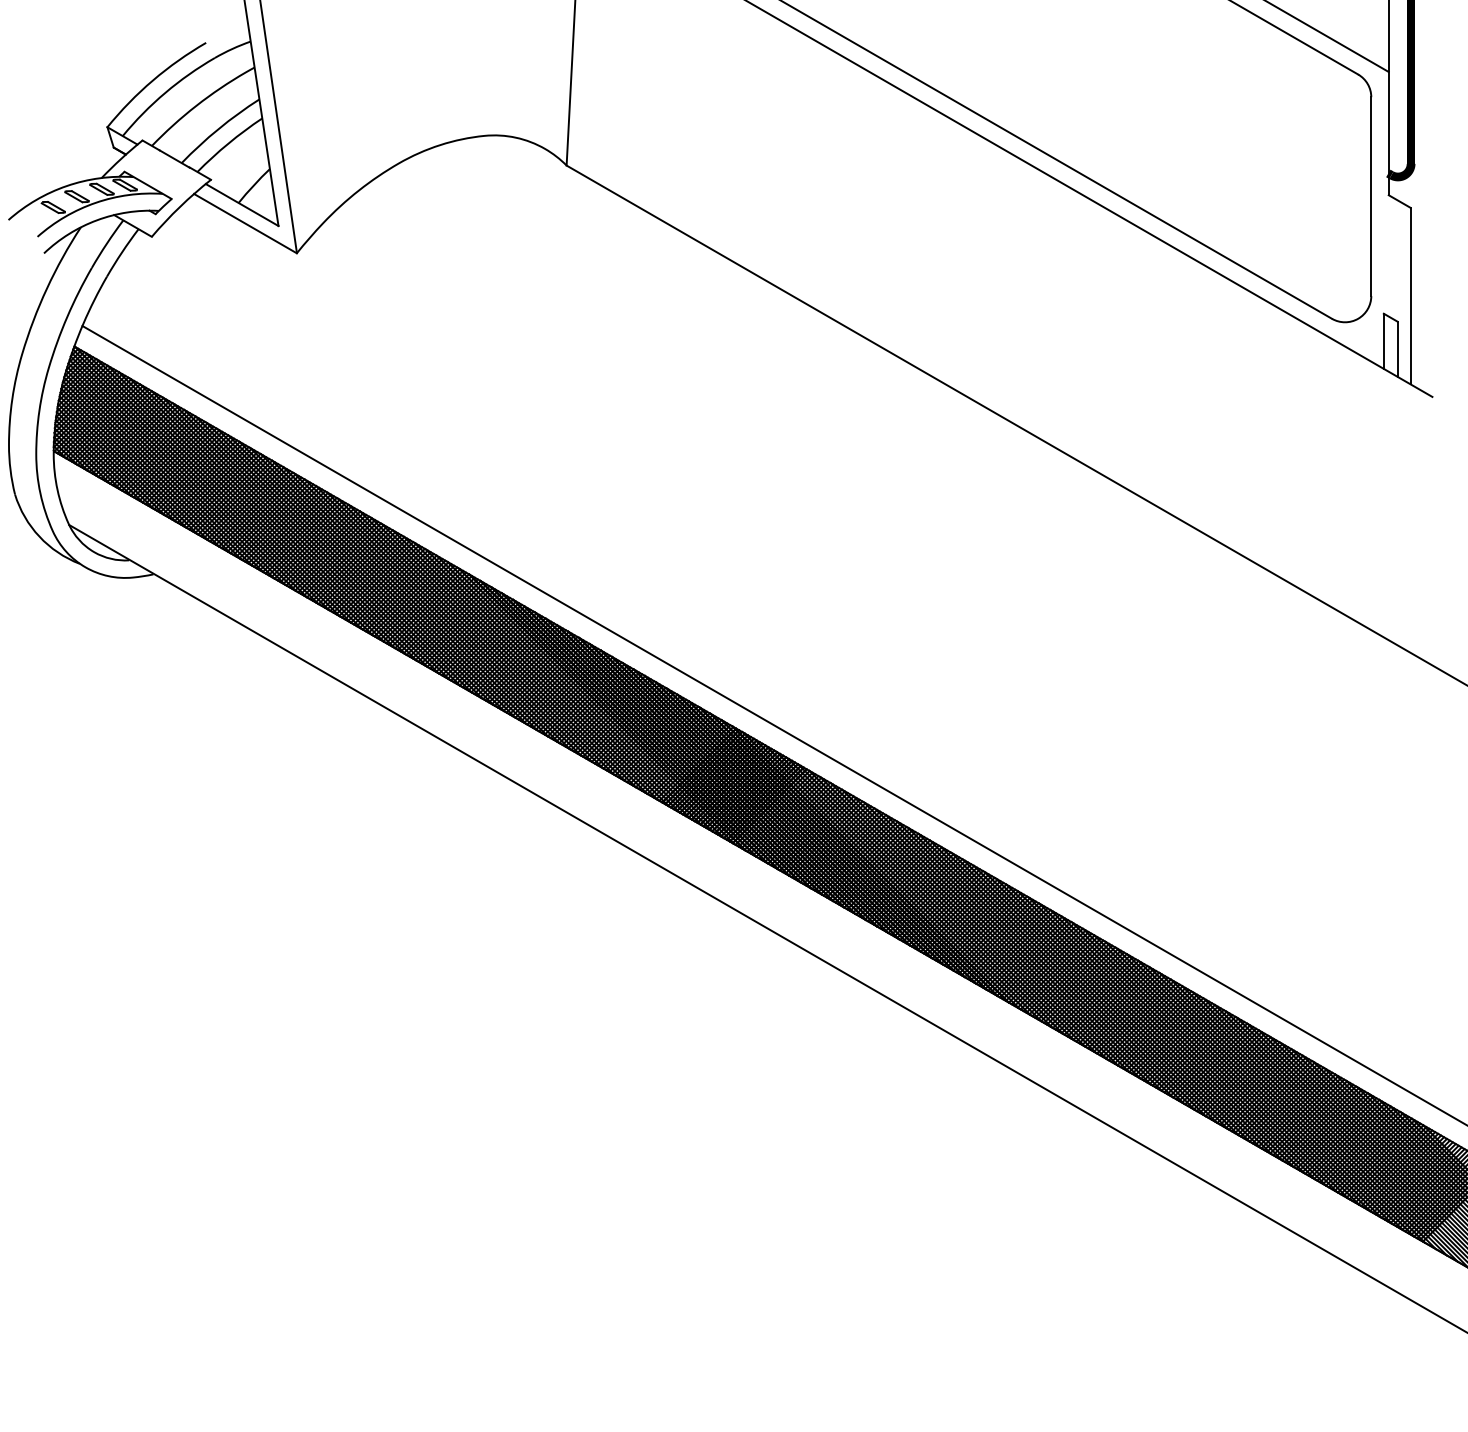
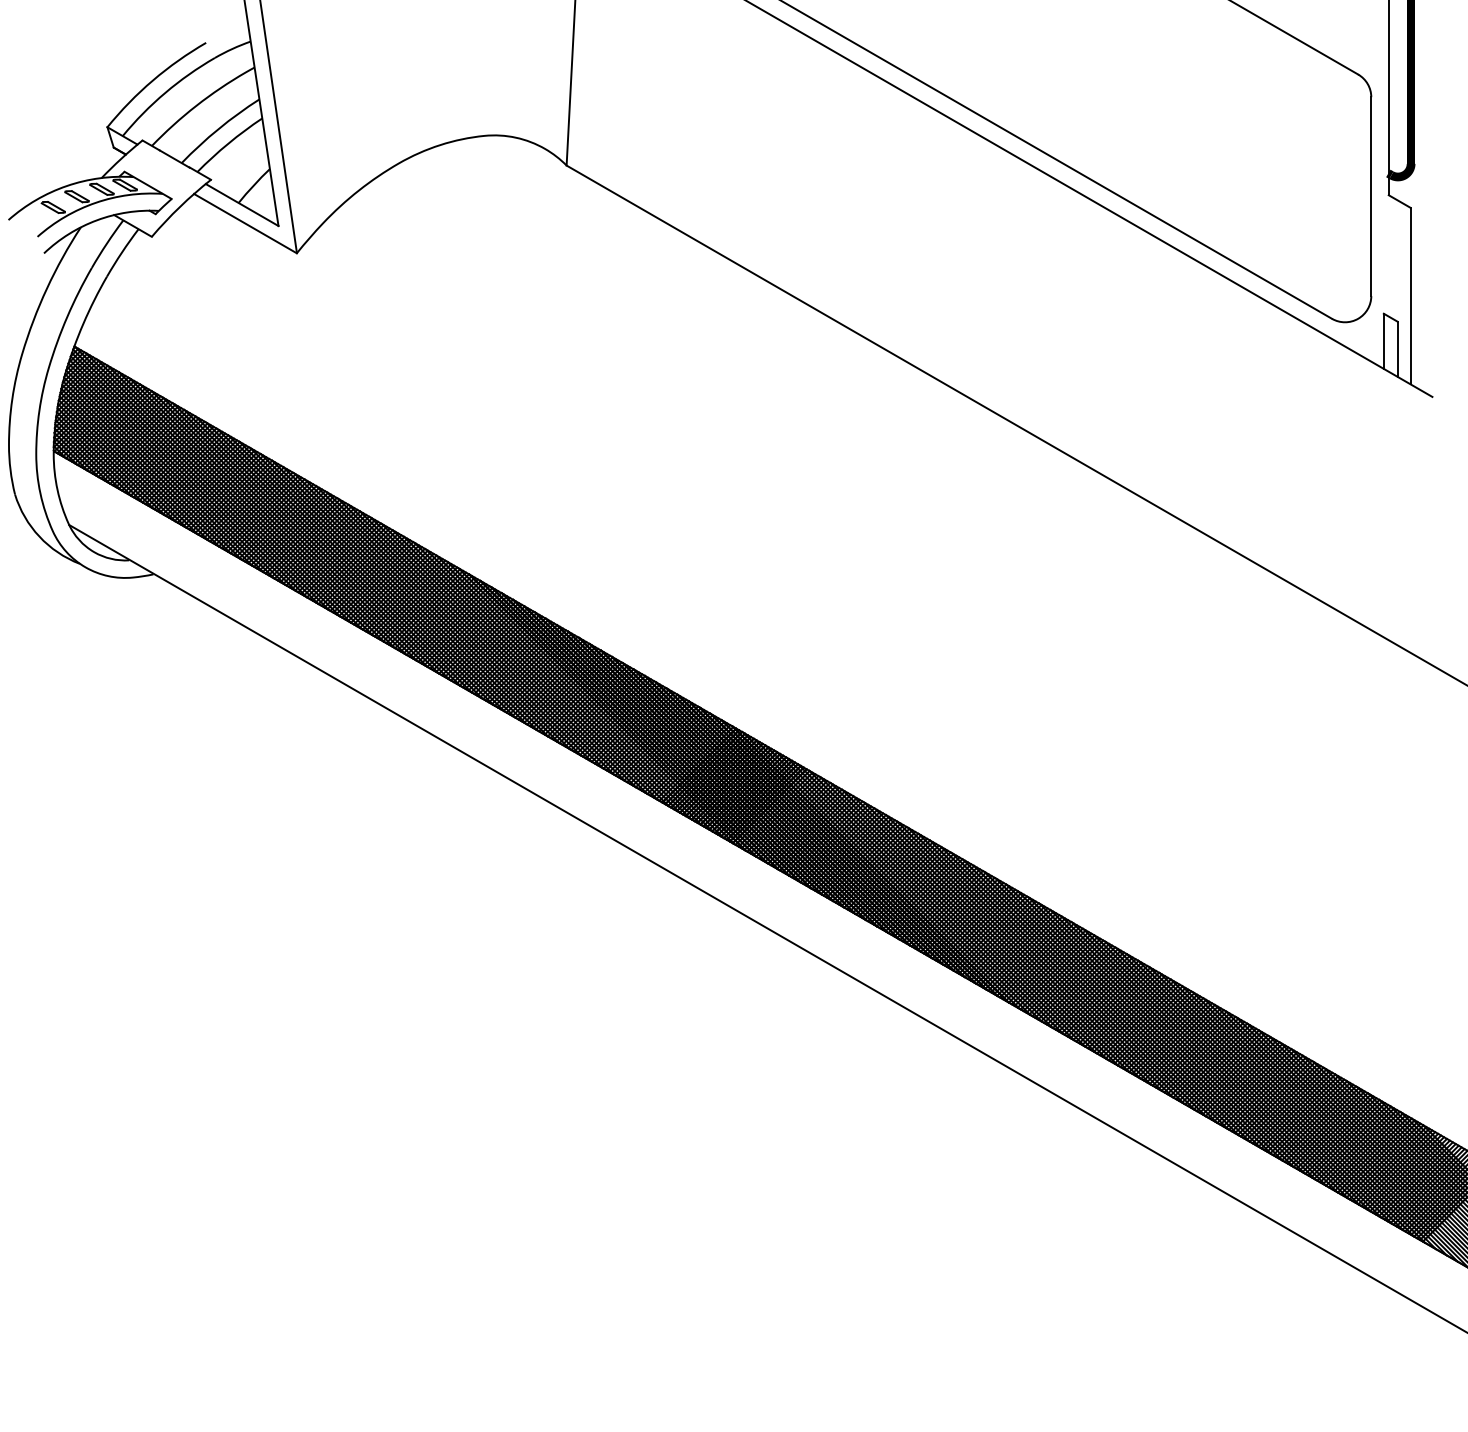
line: present -> none (1328, 37)
line: present -> none (773, 724)
